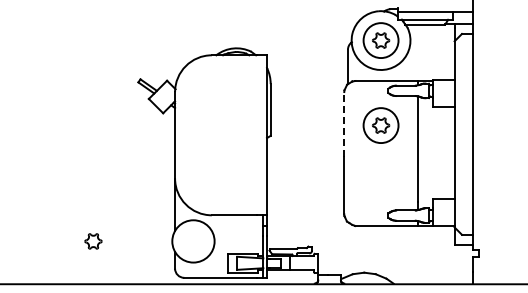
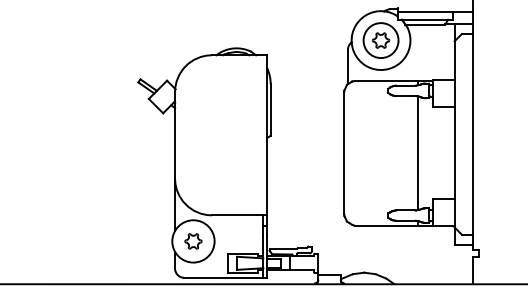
line: dashed -> solid (344, 124)
part: present -> none (380, 125)
part position: (93, 241) -> (193, 241) (193, 241)
